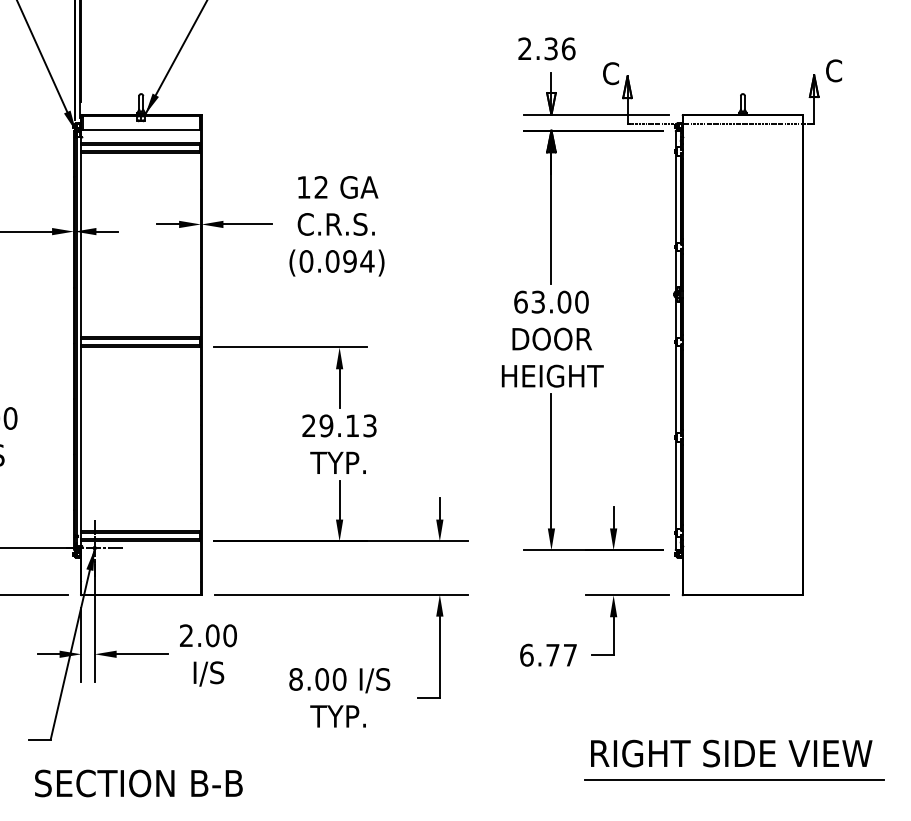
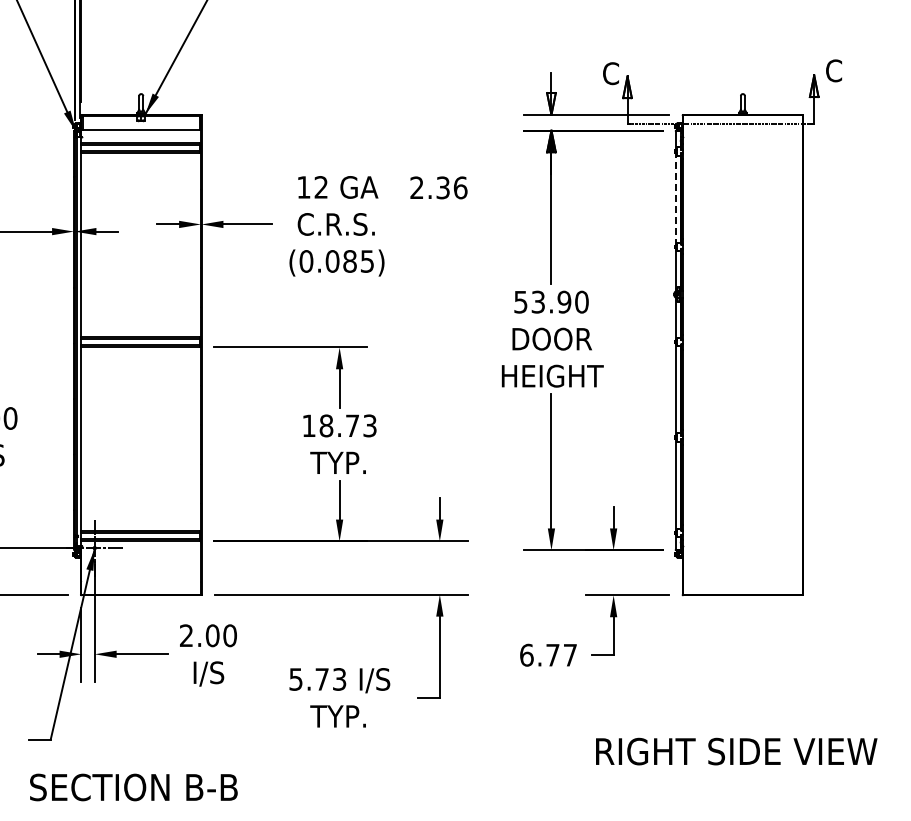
text position: (546, 48) -> (438, 187) (438, 187)
line: solid -> dashed (675, 198)
text: (0.094) -> (0.085) (358, 261)
text: 63.00 -> 53.90 (542, 301)
text: 29.13 -> 18.73 (330, 425)
text: 8.00 -> 5.73 (317, 679)
text position: (731, 753) -> (736, 751) (736, 751)
line: present -> none (734, 780)
text position: (138, 783) -> (133, 787) (133, 787)
